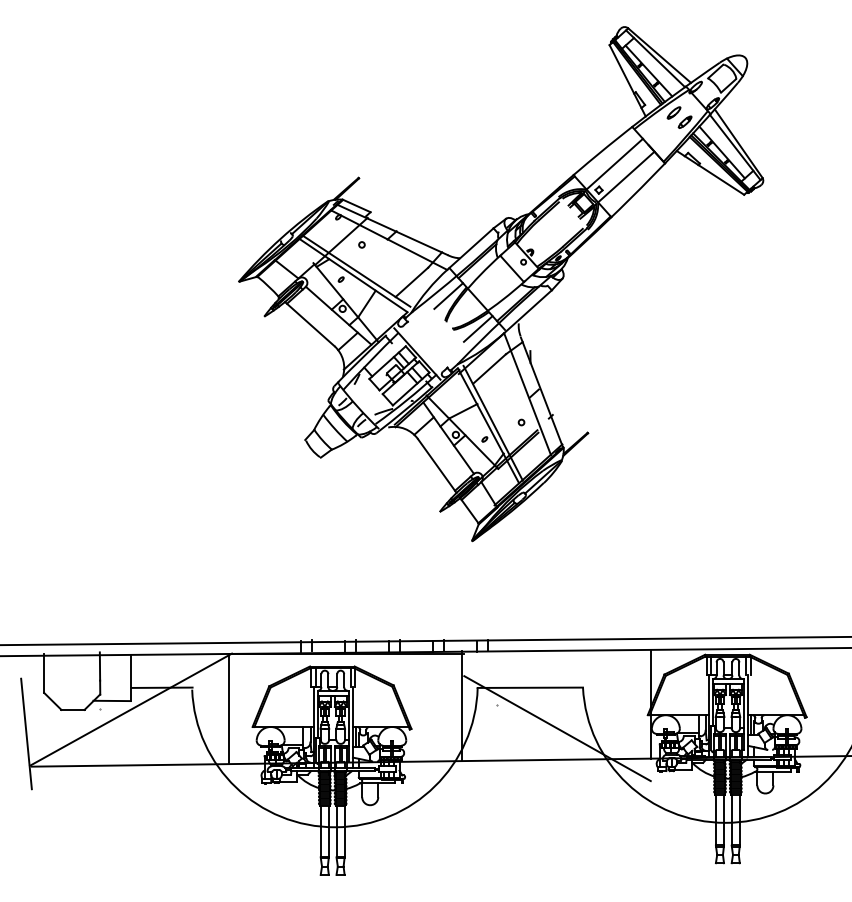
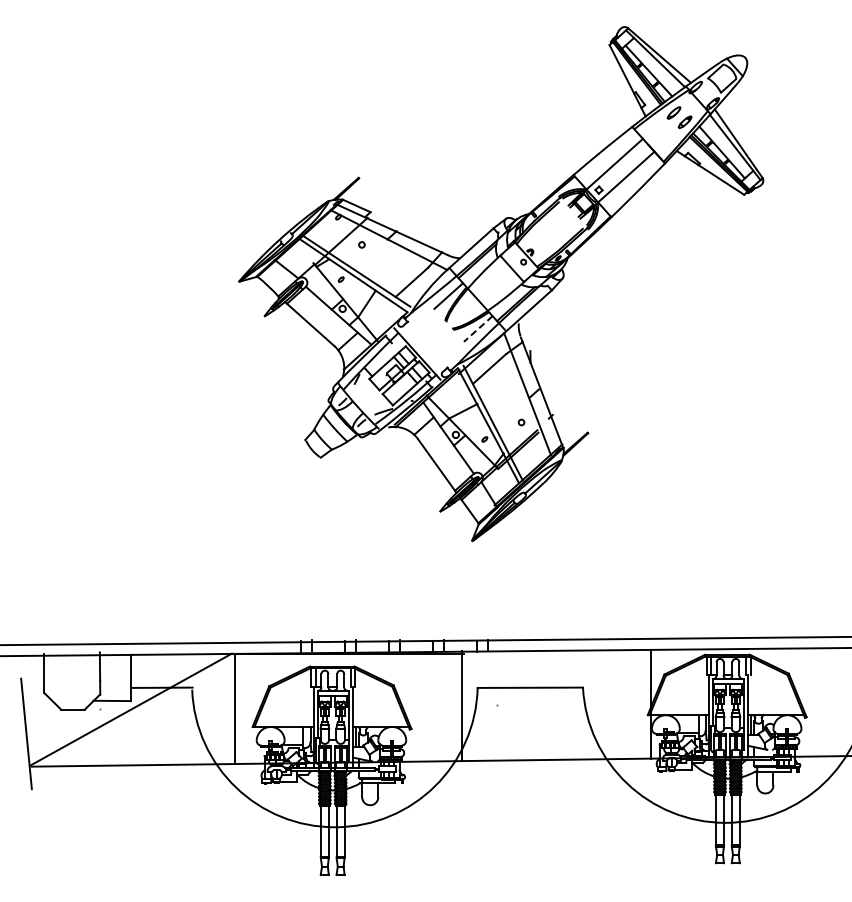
line: solid -> dashed (477, 329)
line position: (228, 709) -> (234, 709) (234, 709)
line: present -> none (557, 728)
